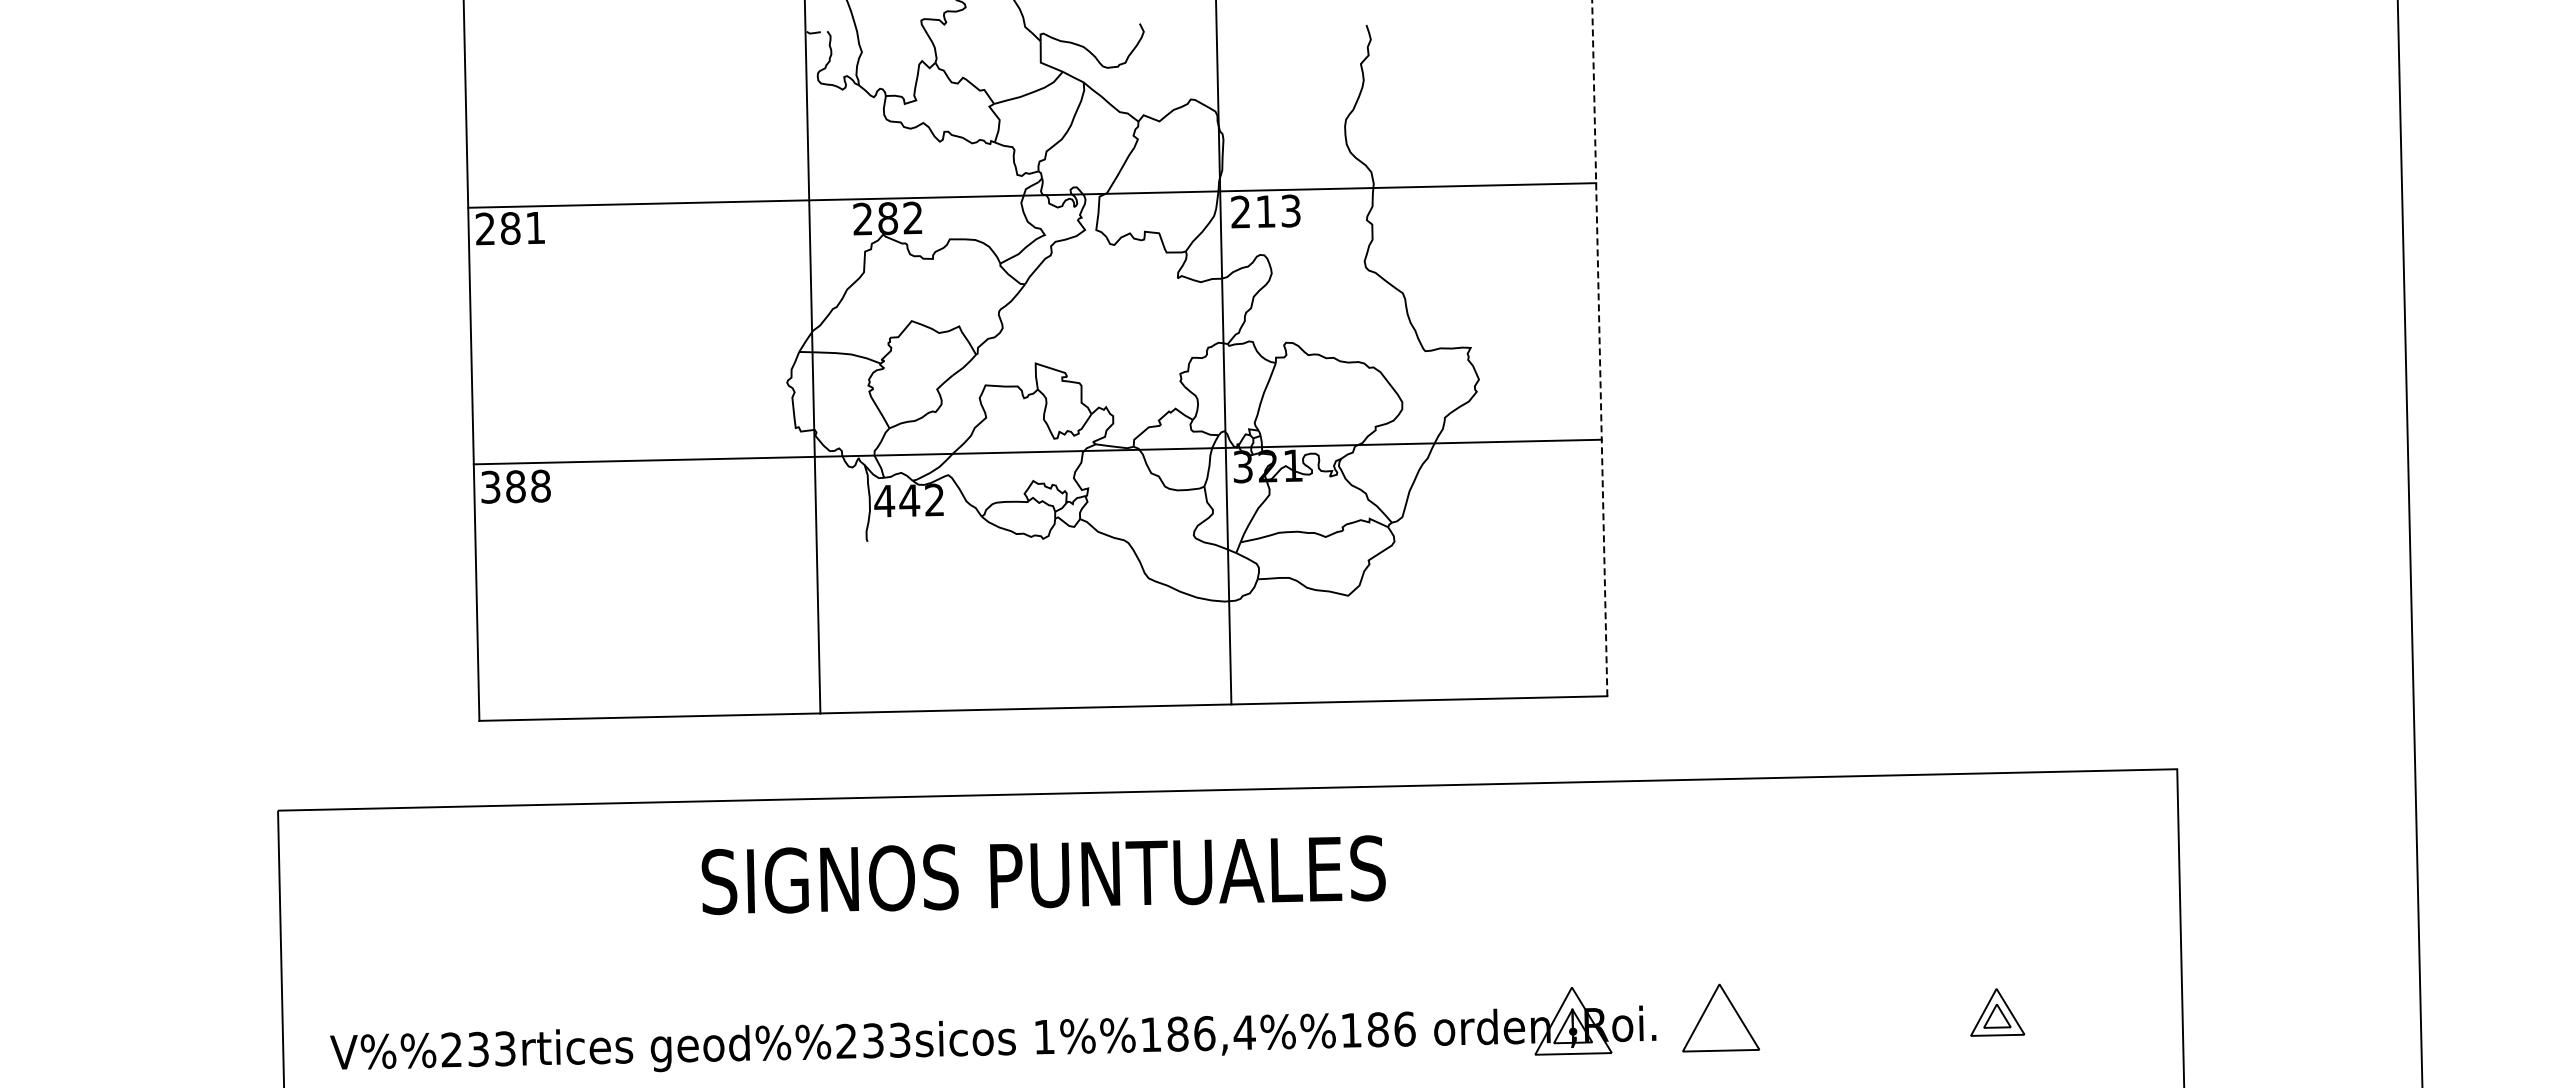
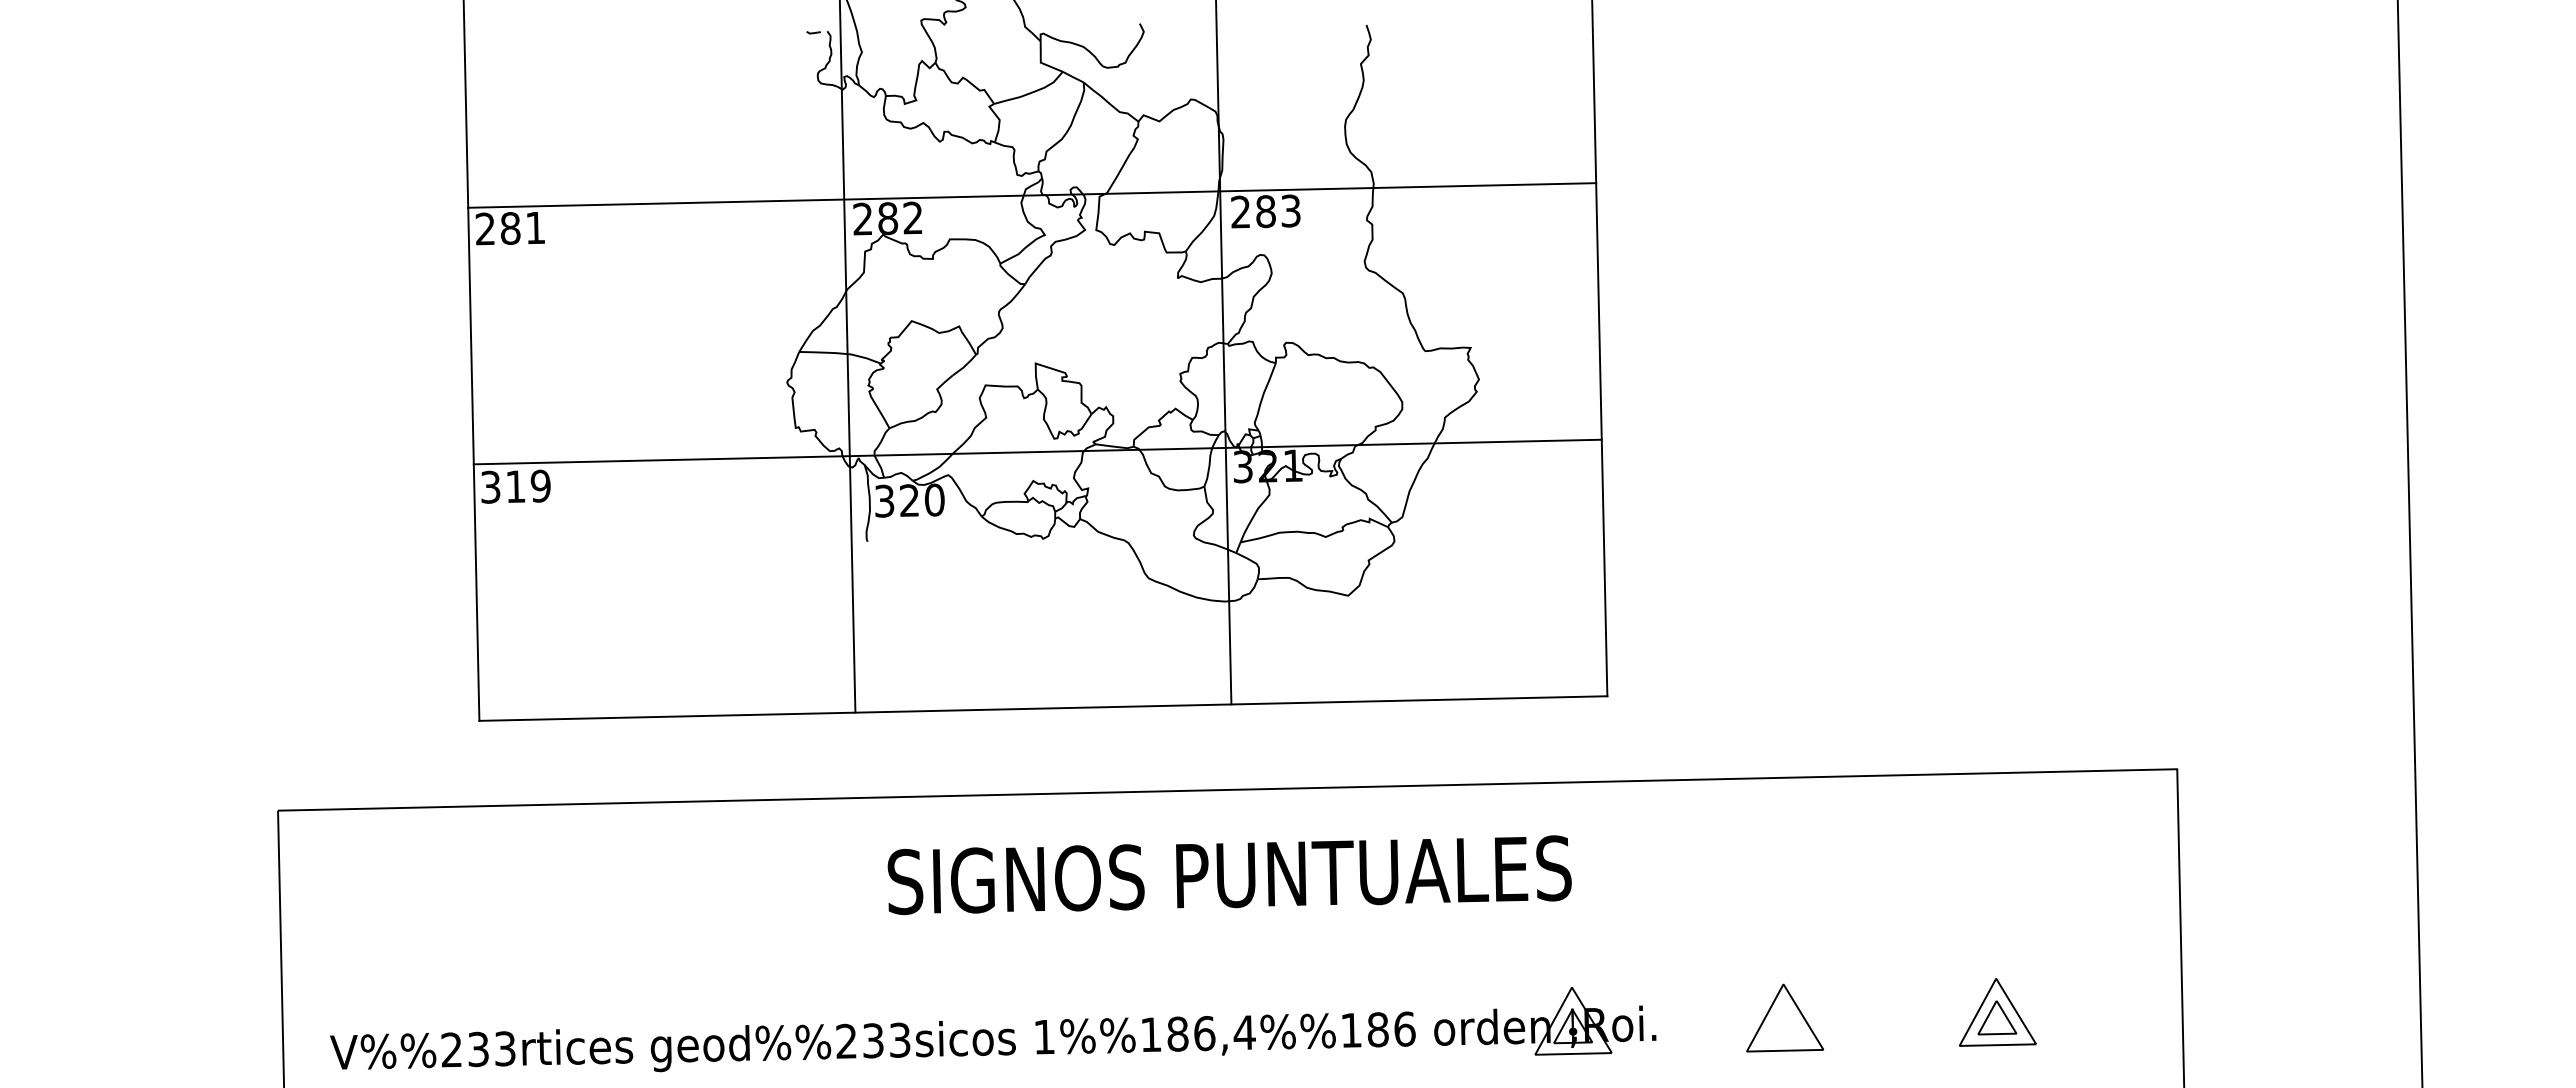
text: 213 -> 283 (1265, 211)
line: dashed -> solid (1599, 348)
line position: (812, 357) -> (847, 357) (847, 357)
text: 388 -> 319 (528, 486)
text: 442 -> 320 (909, 500)
text position: (1043, 875) -> (1229, 875) (1229, 875)
part size: 56x49 px -> 79x69 px (1997, 1012)
part position: (1721, 1017) -> (1785, 1017) (1785, 1017)
